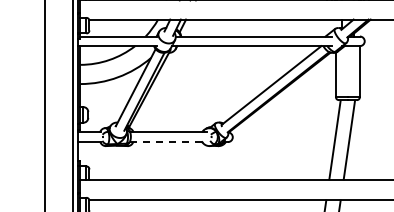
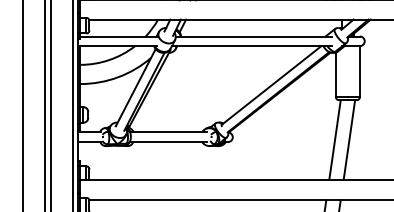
line: none -> present (22, 105)
line: none -> present (51, 105)
line: dashed -> solid (168, 142)
